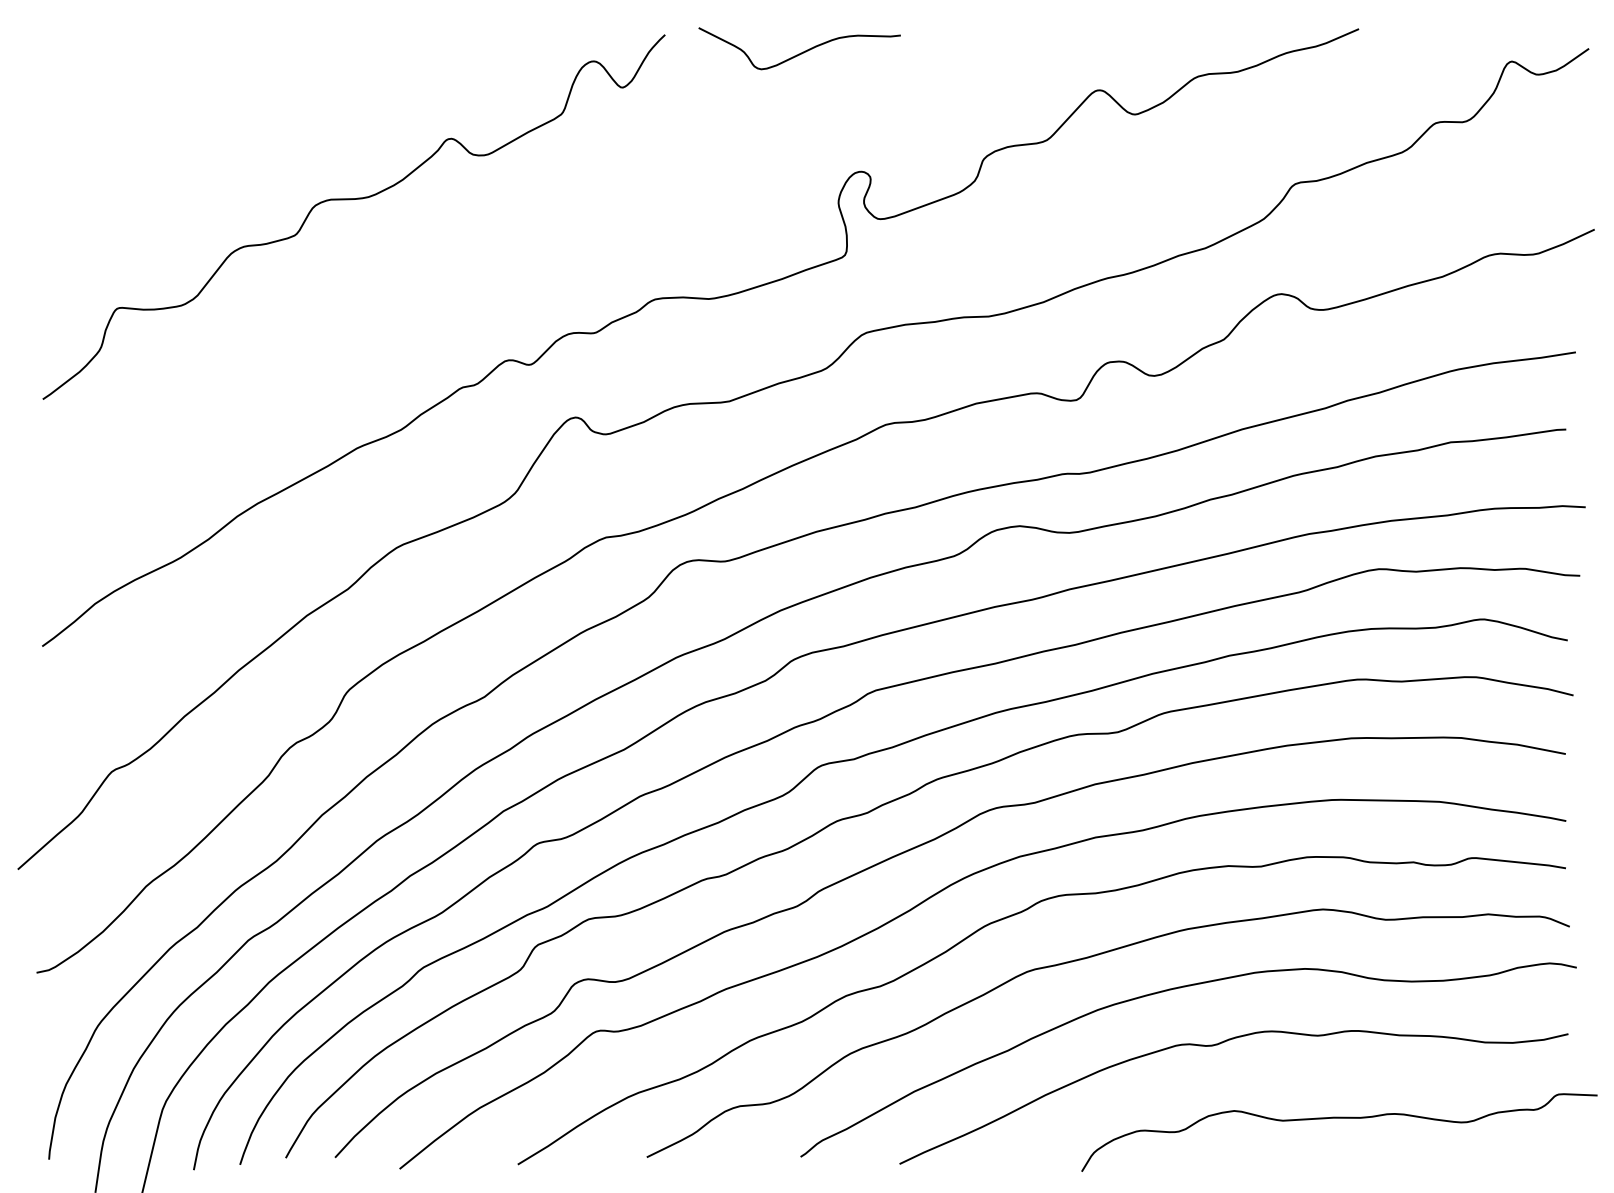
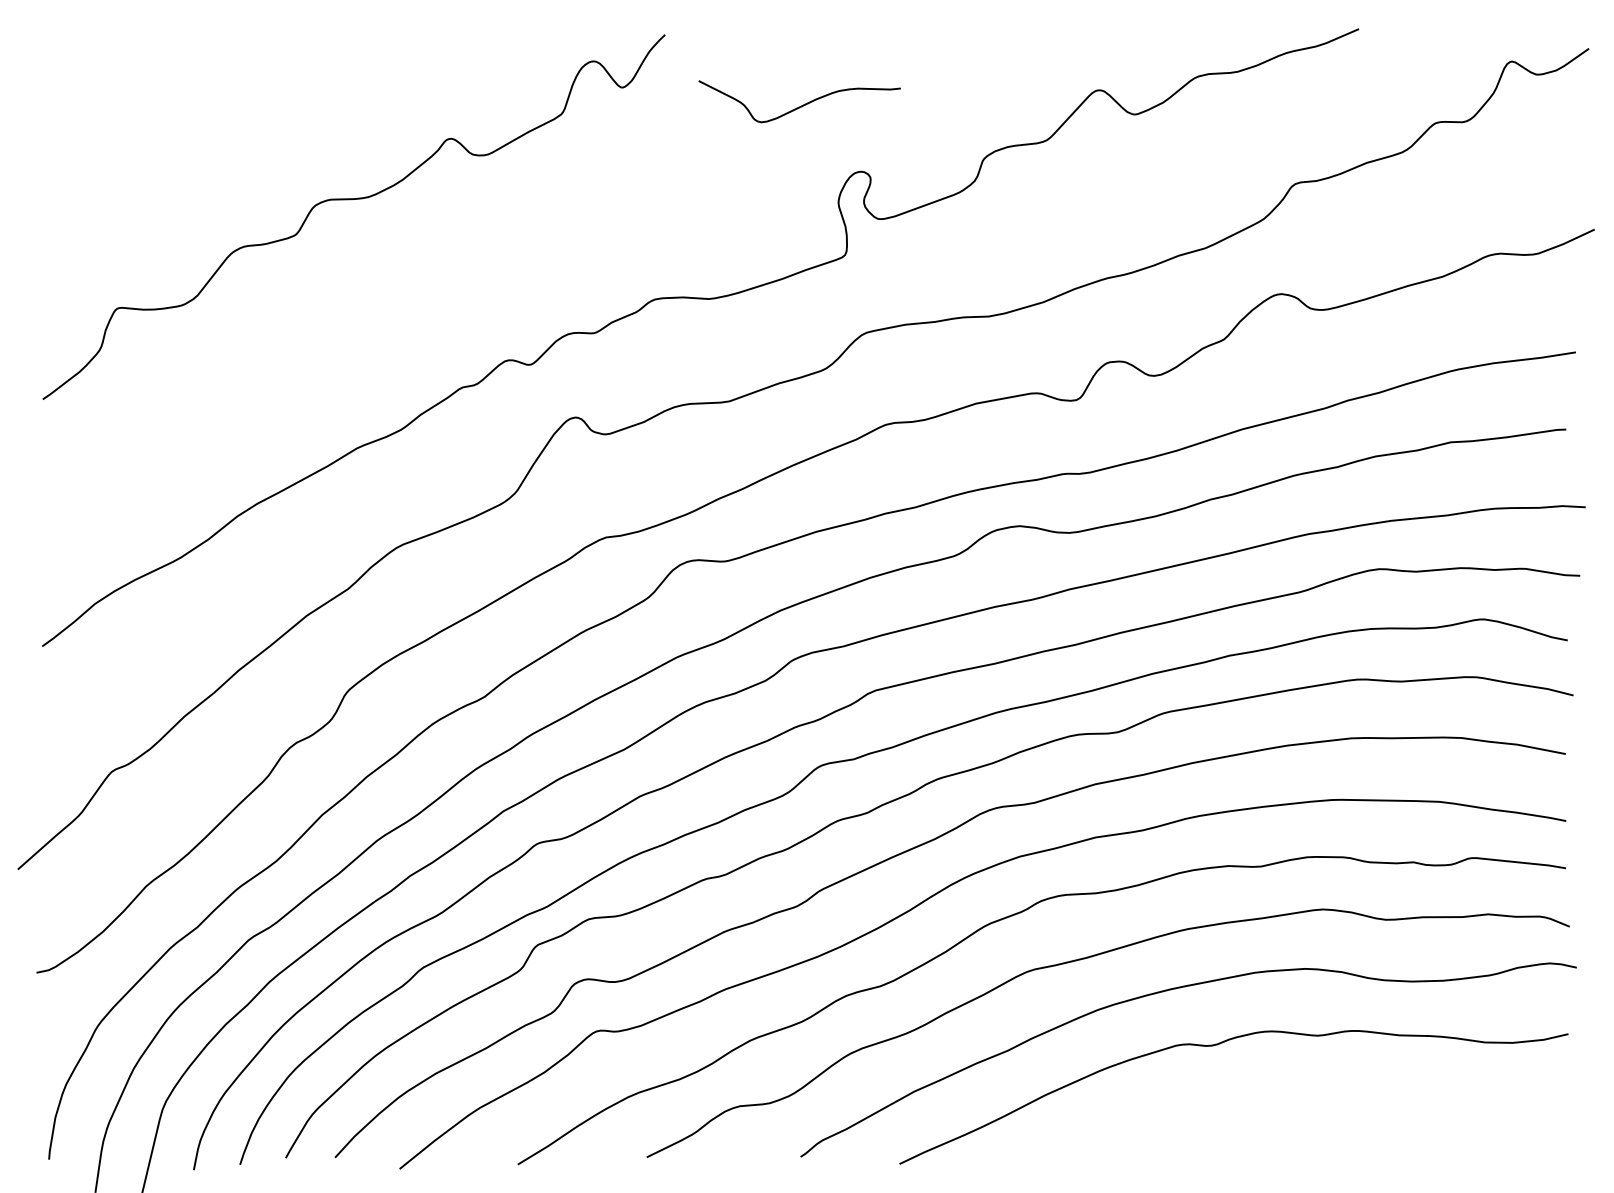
curve position: (800, 52) -> (800, 105) (800, 105)
curve: present -> none (1339, 1118)
